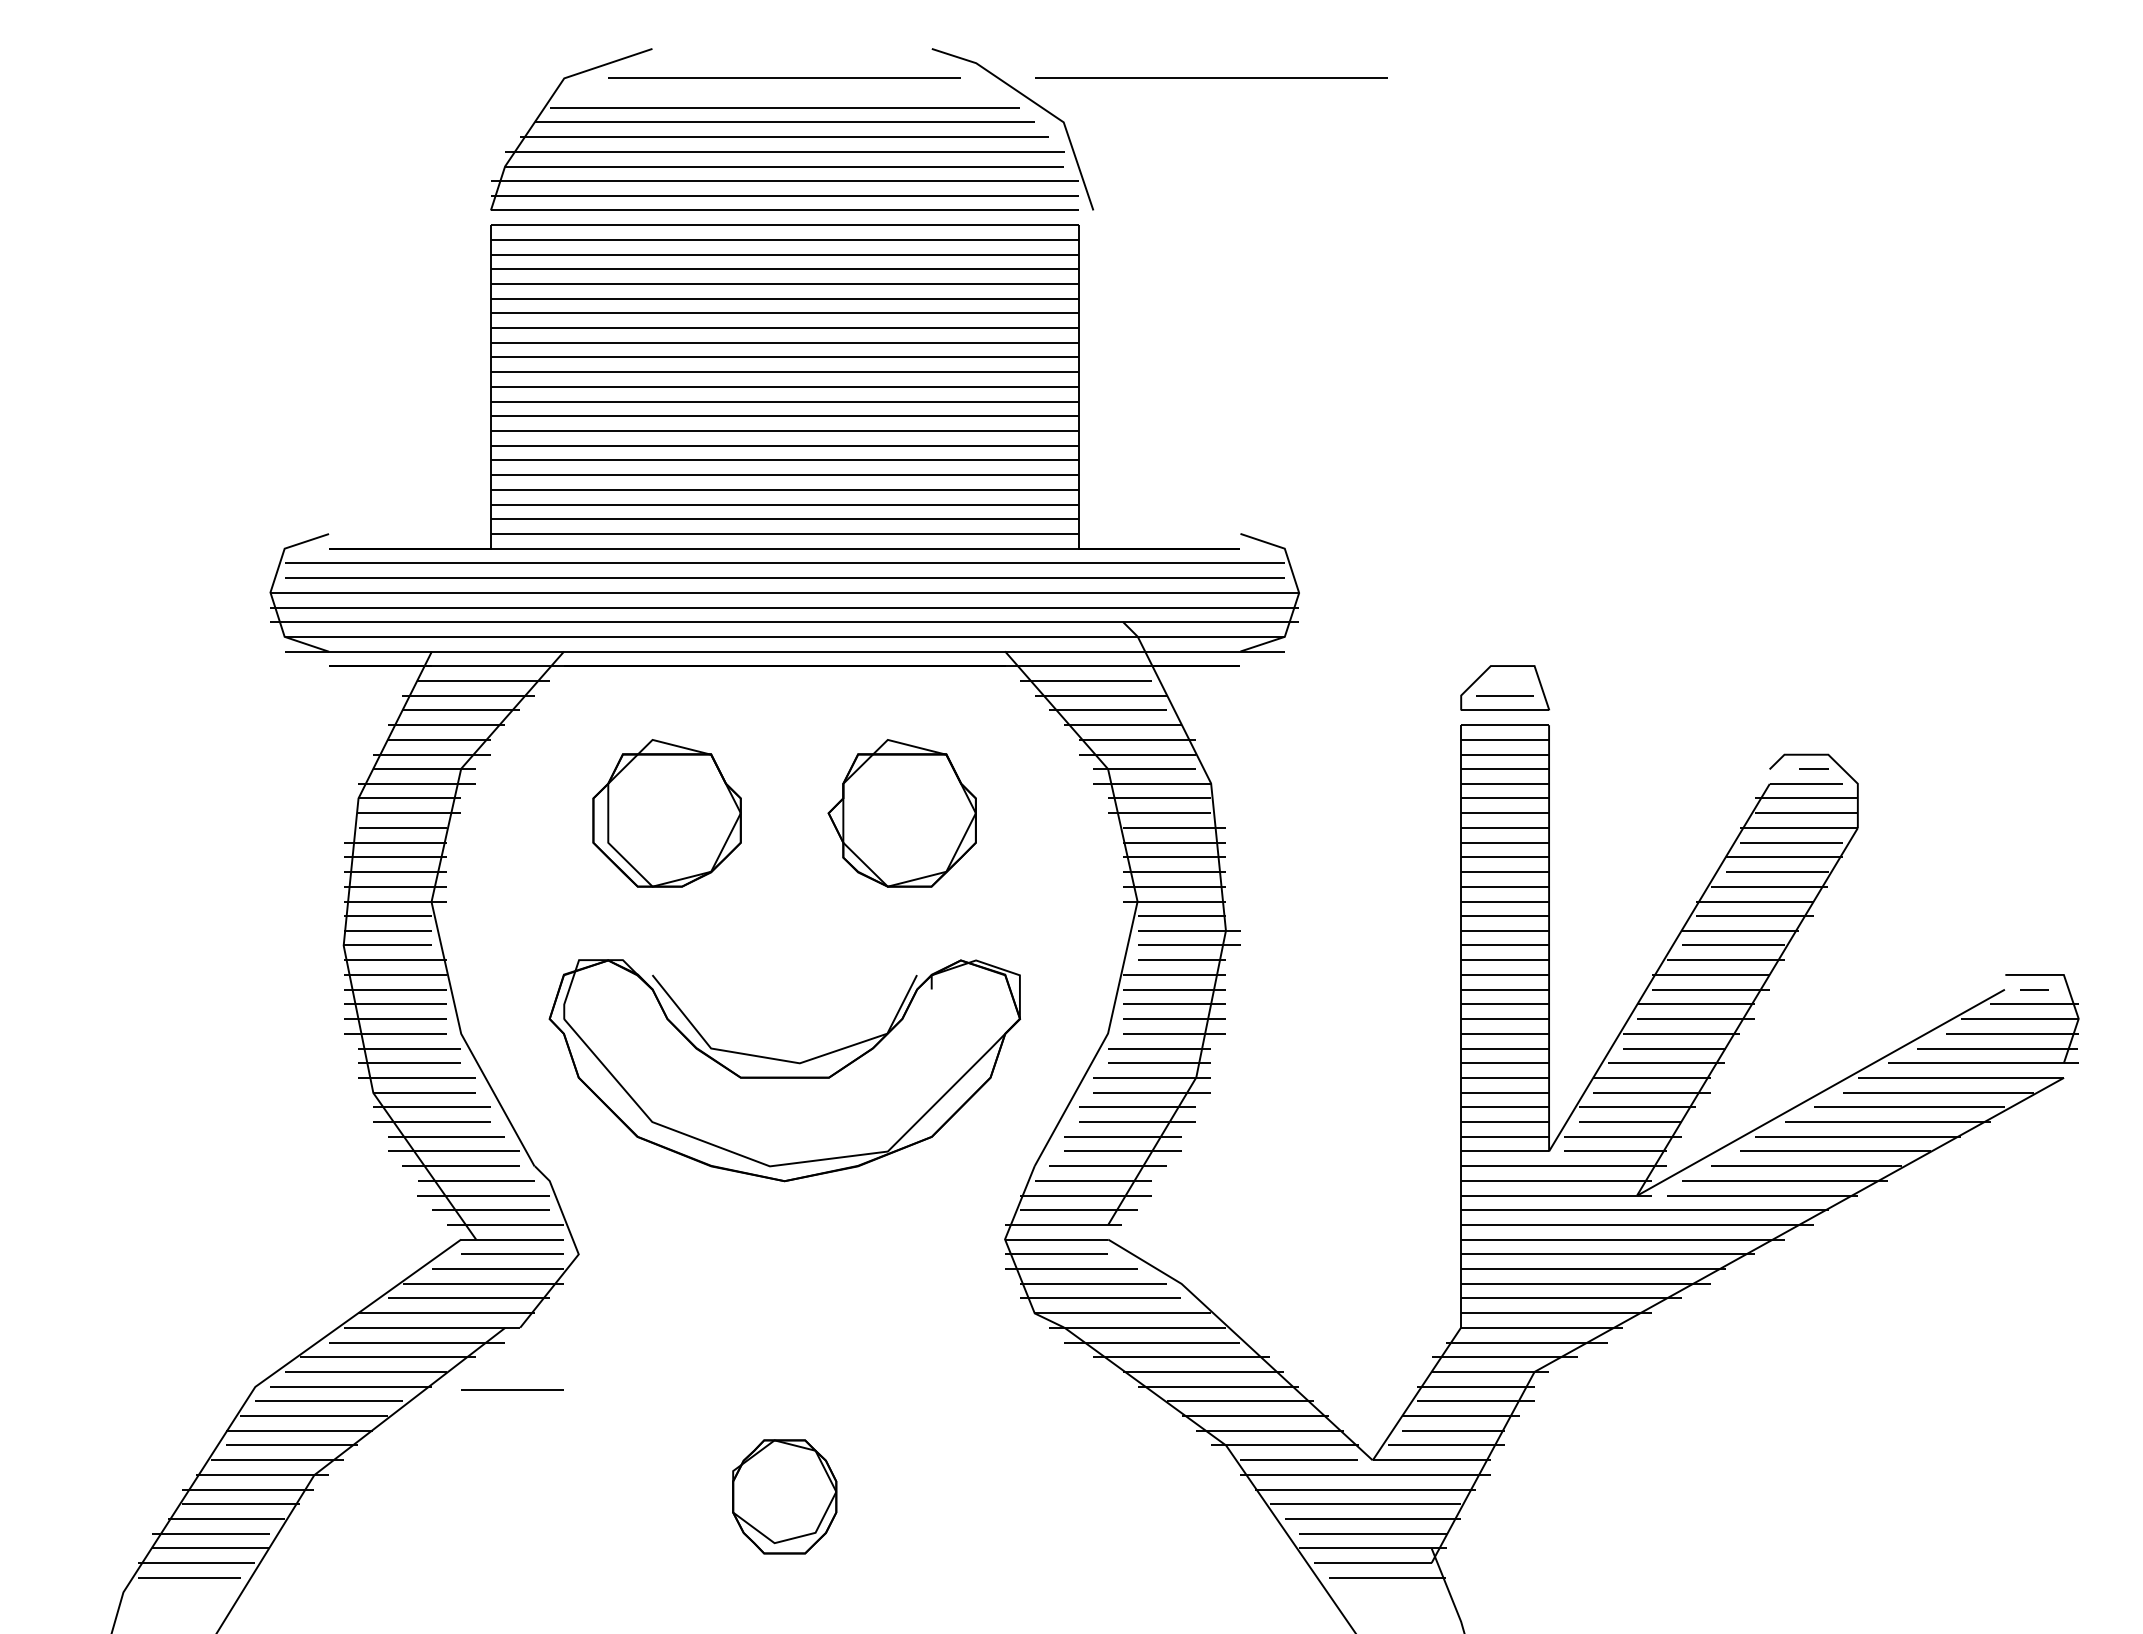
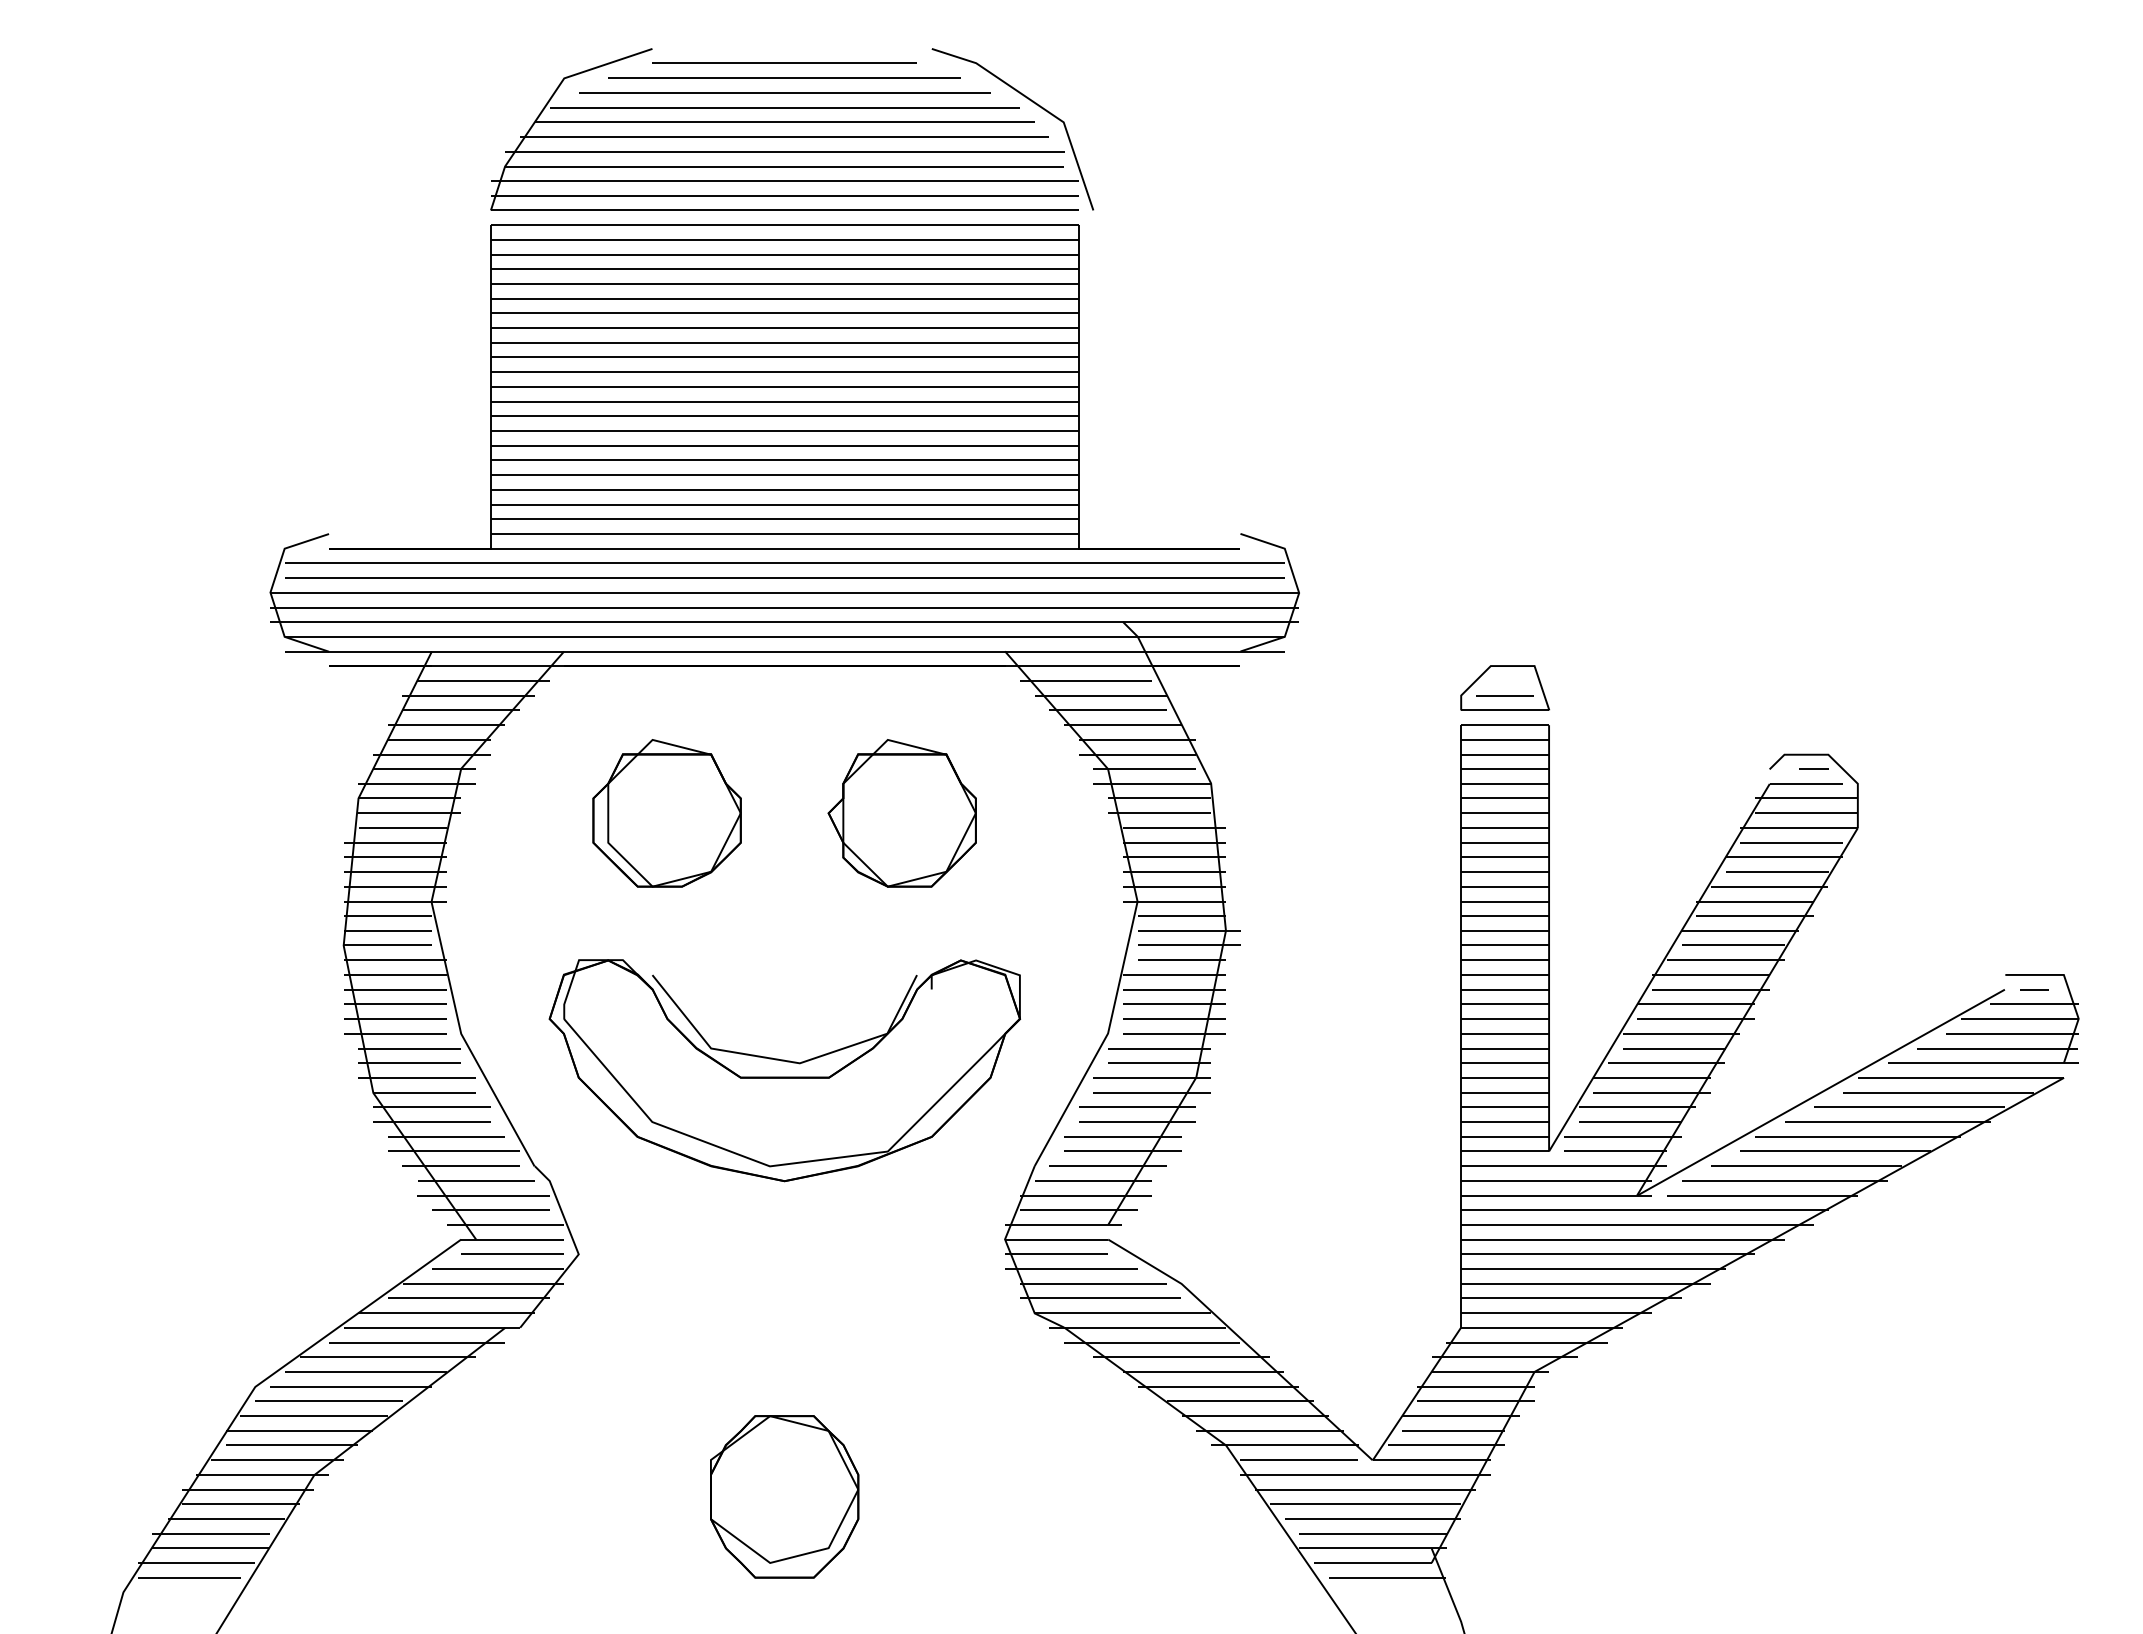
line: none -> present (784, 62)
line: present -> none (1211, 77)
line: none -> present (784, 92)
line: present -> none (512, 1389)
part size: 106x116 px -> 150x164 px (784, 1496)
